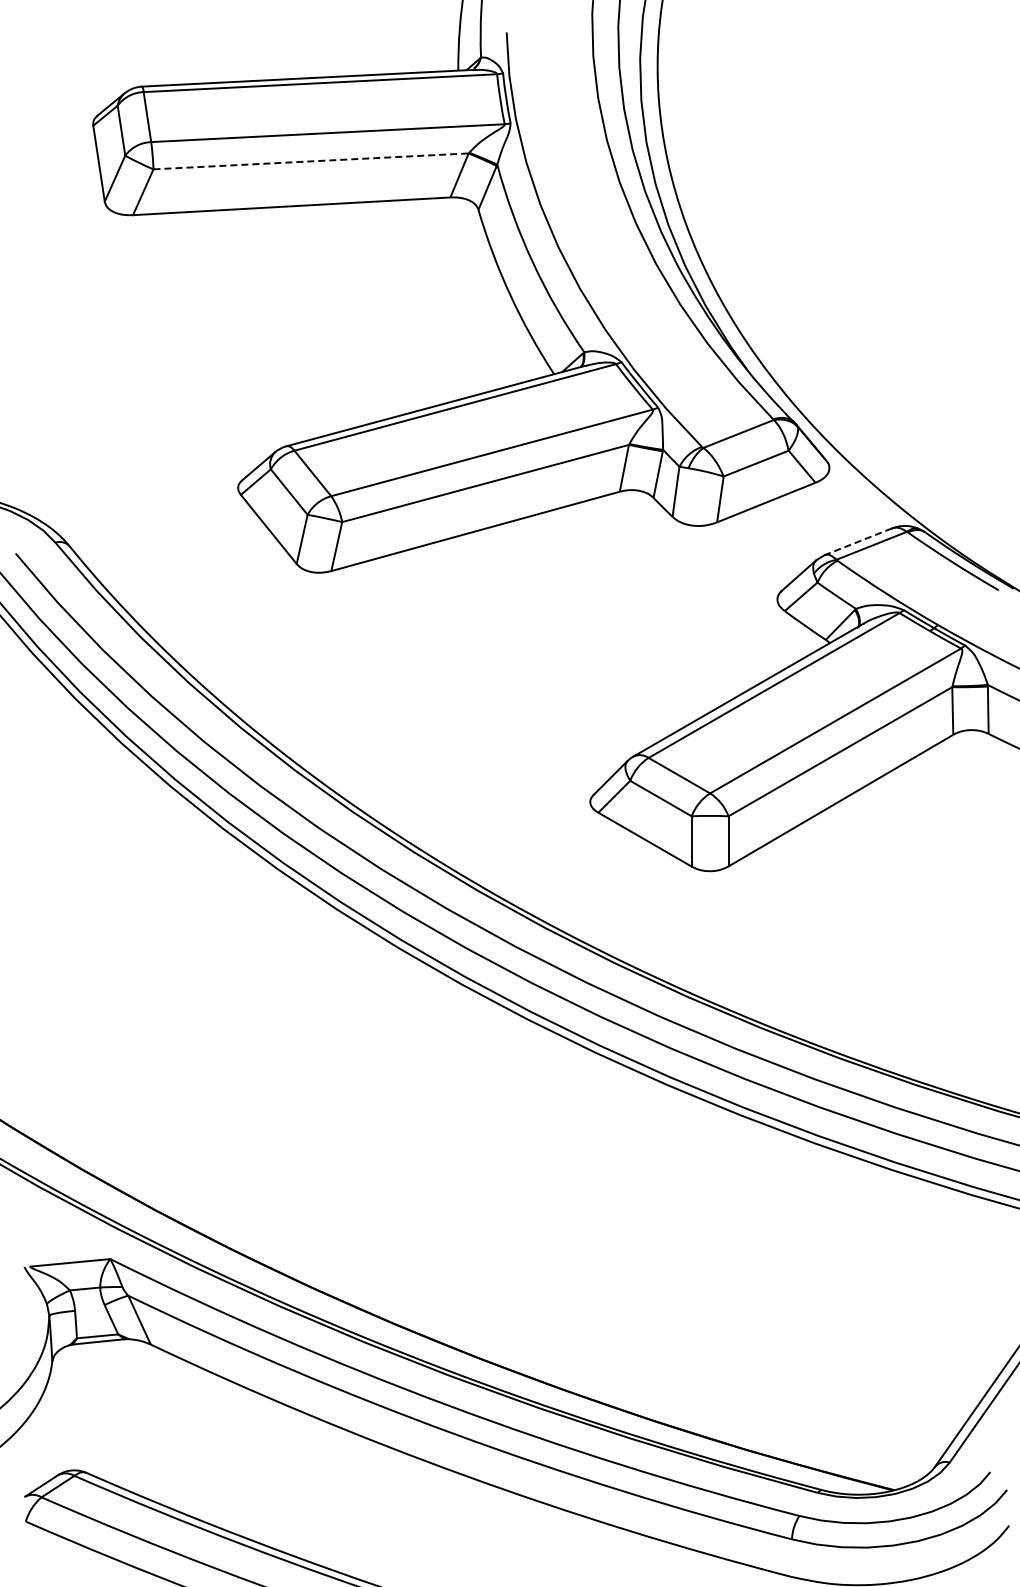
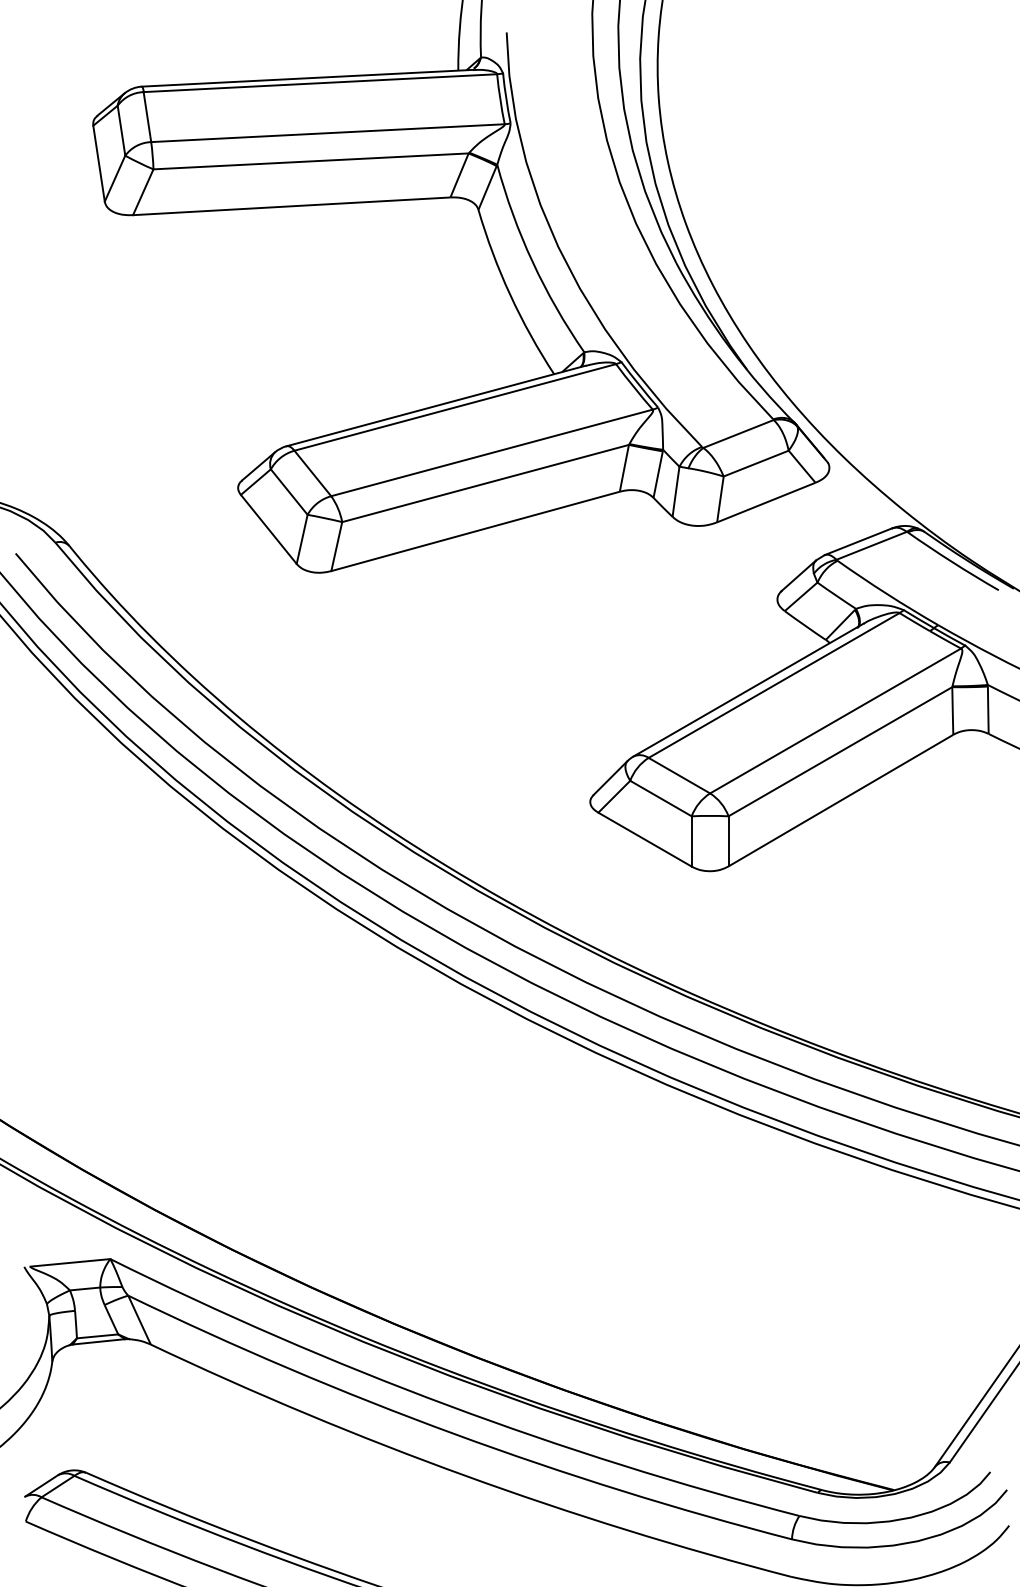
line: dashed -> solid (311, 161)
line: dashed -> solid (857, 541)
